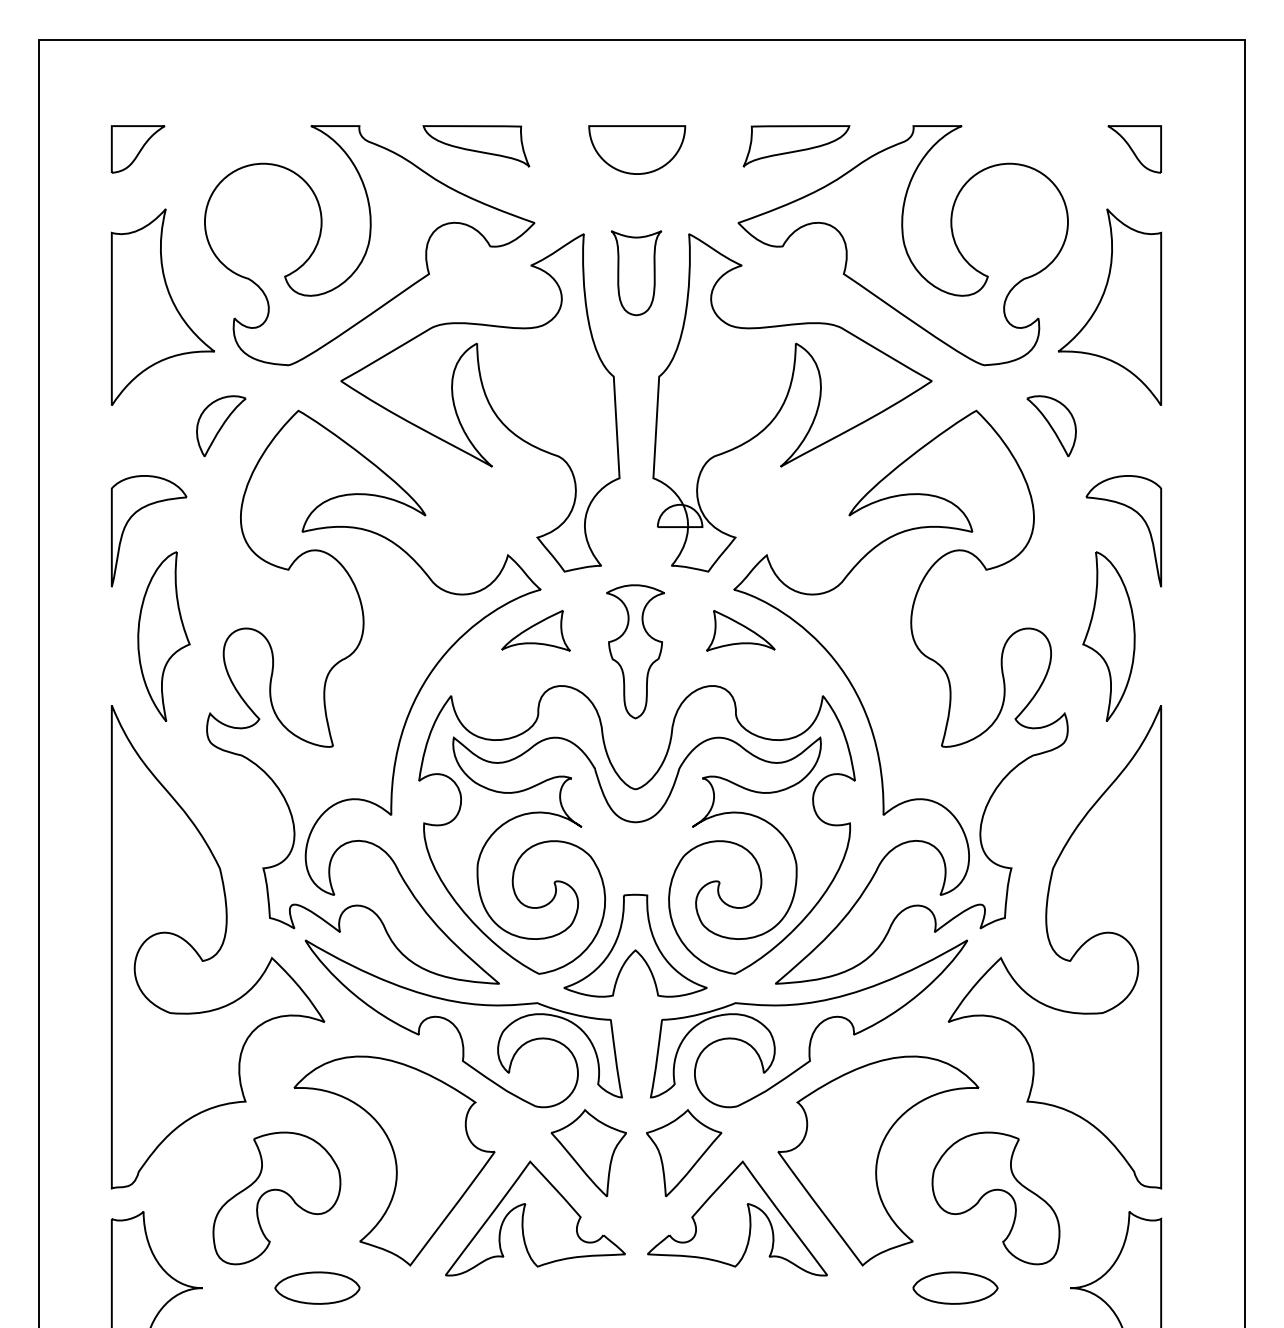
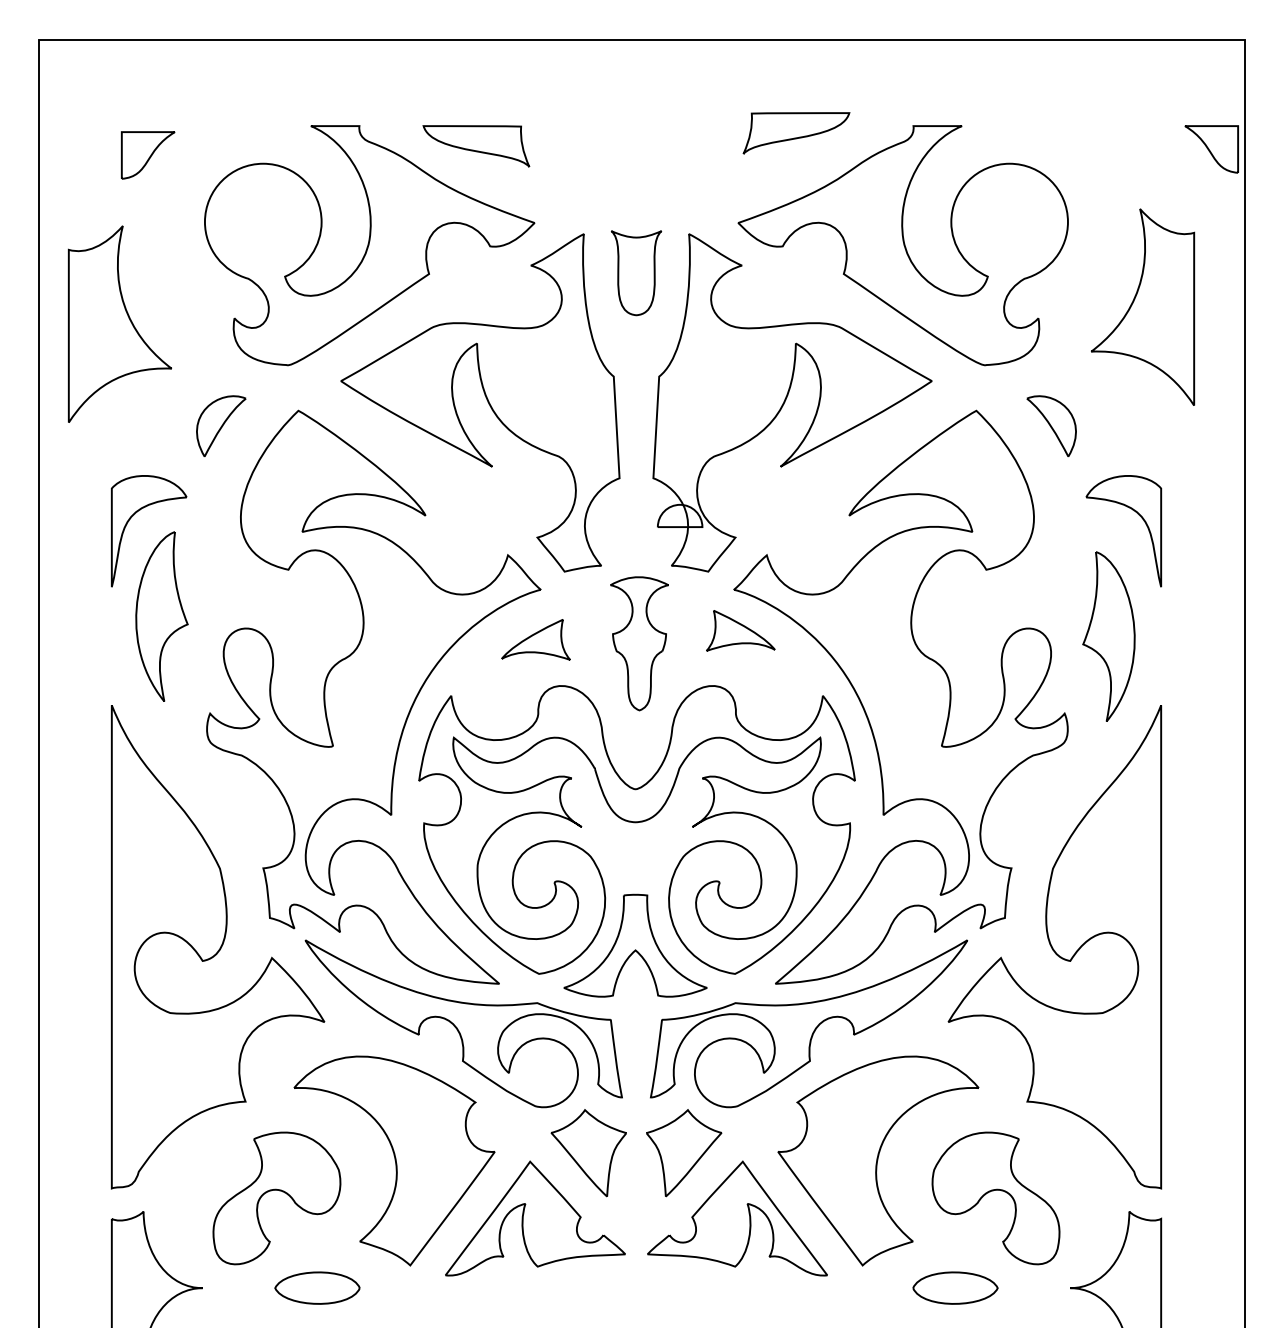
part position: (796, 146) -> (796, 133) (796, 133)
part position: (137, 149) -> (147, 155) (147, 155)
part: present -> none (637, 149)
part position: (1134, 149) -> (1211, 149) (1211, 149)
part position: (162, 306) -> (119, 323) (119, 323)
part position: (1110, 306) -> (1143, 306) (1143, 306)
part position: (535, 630) -> (535, 639) (535, 639)
part position: (163, 636) -> (161, 616) (161, 616)
part position: (635, 651) -> (639, 643) (639, 643)
